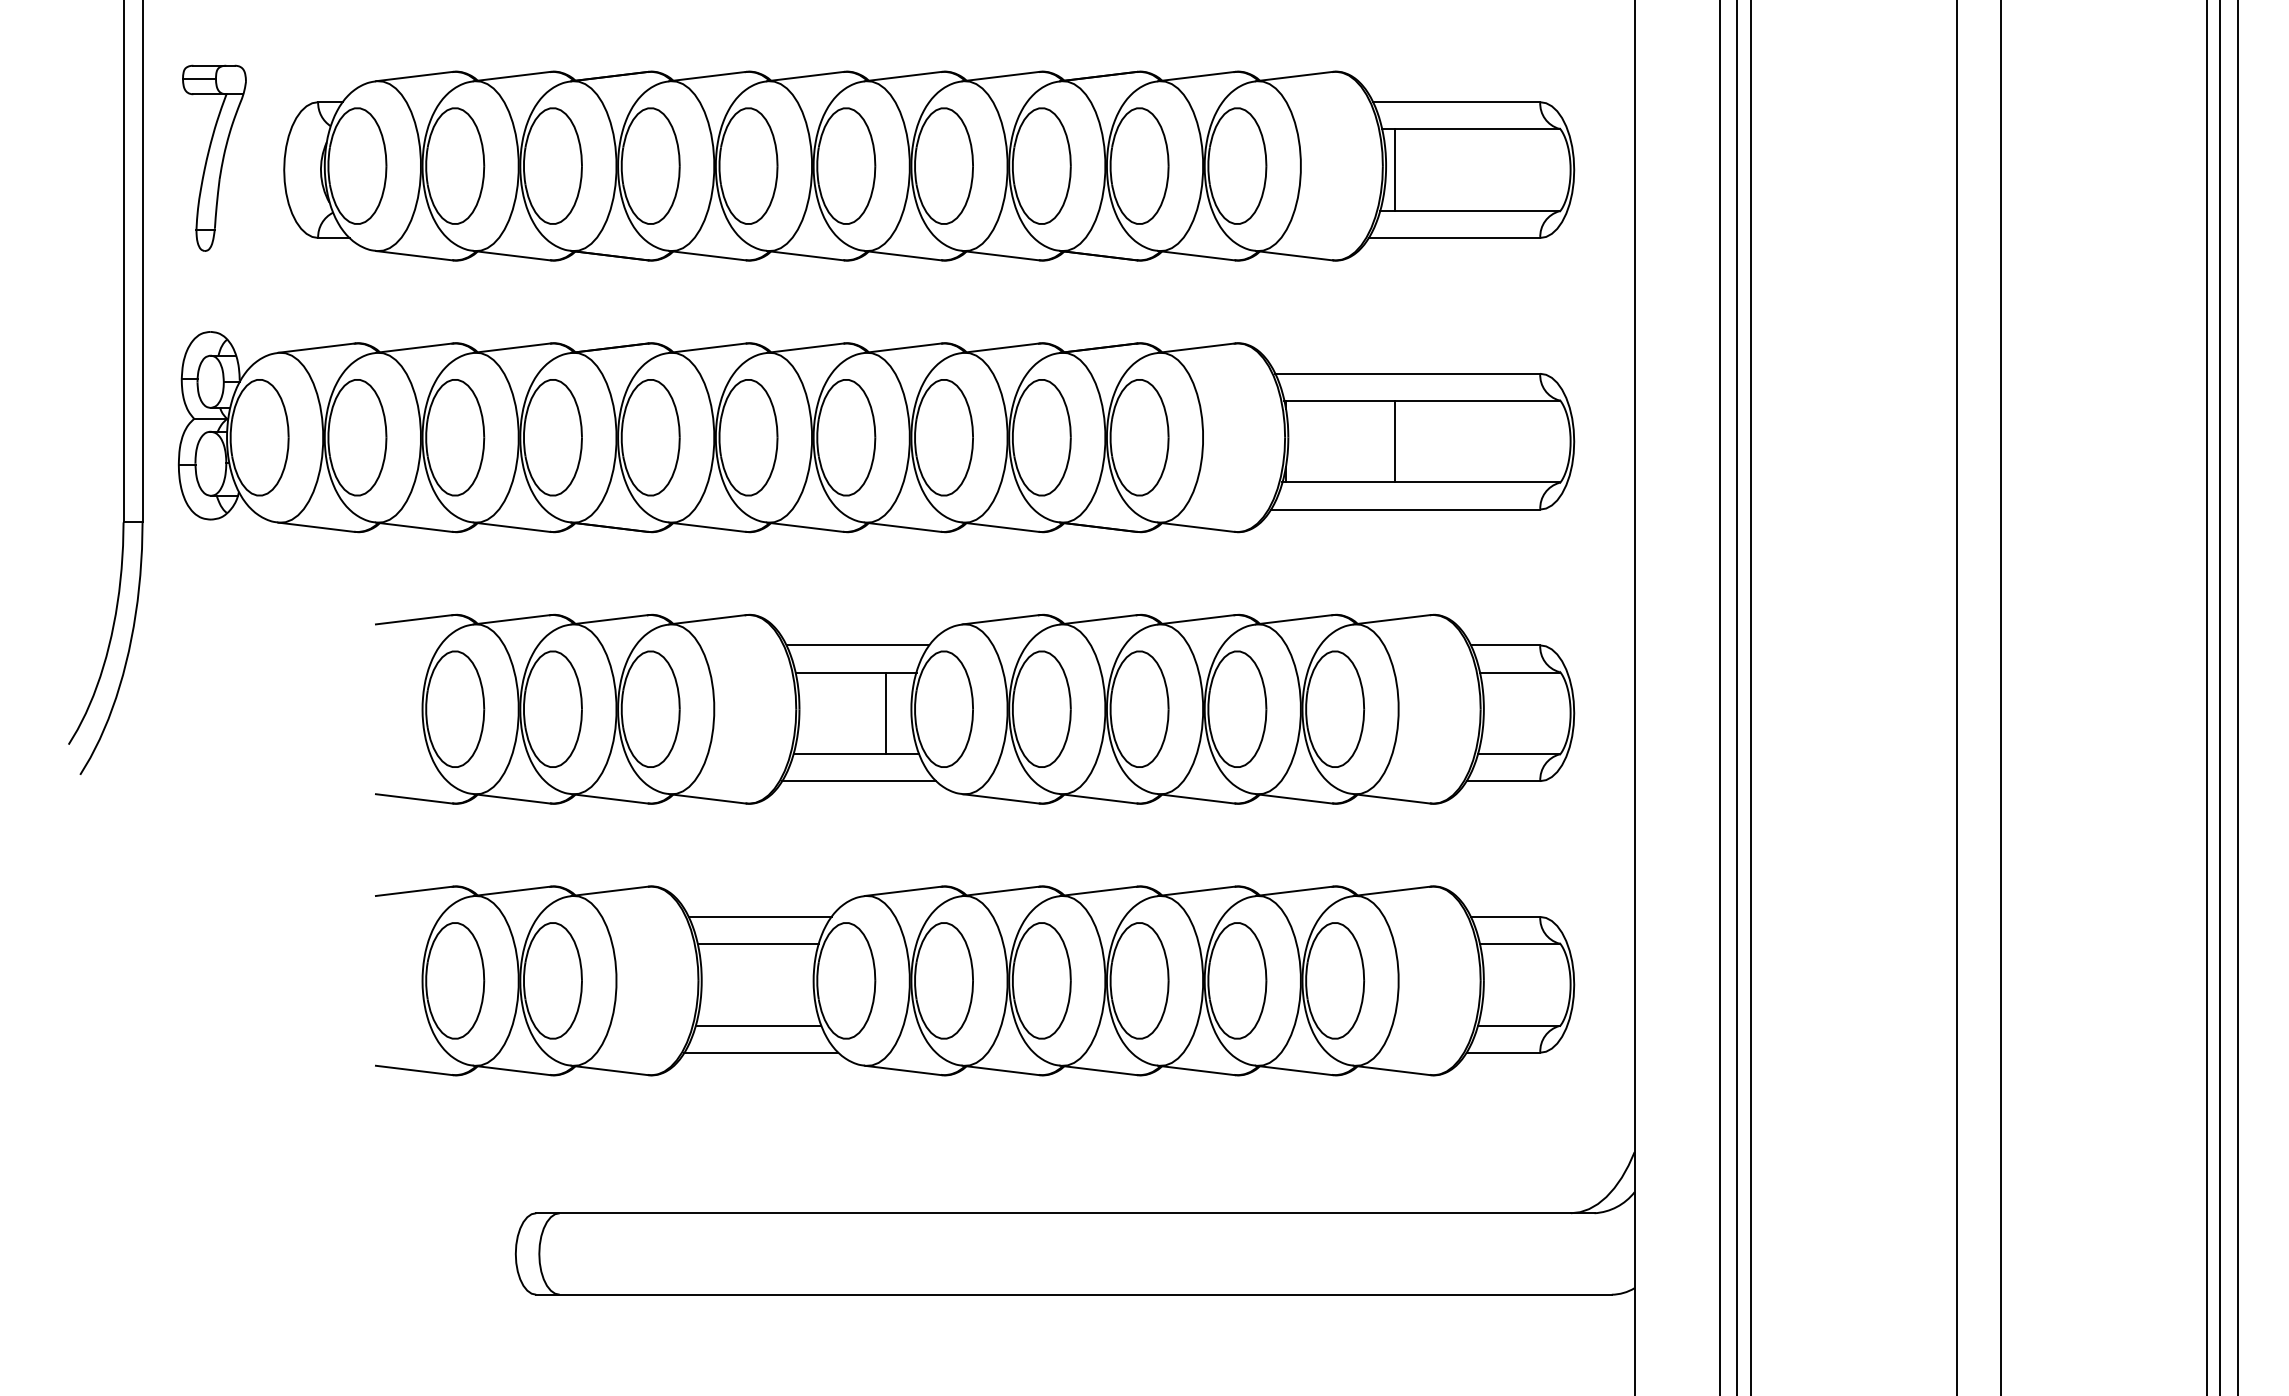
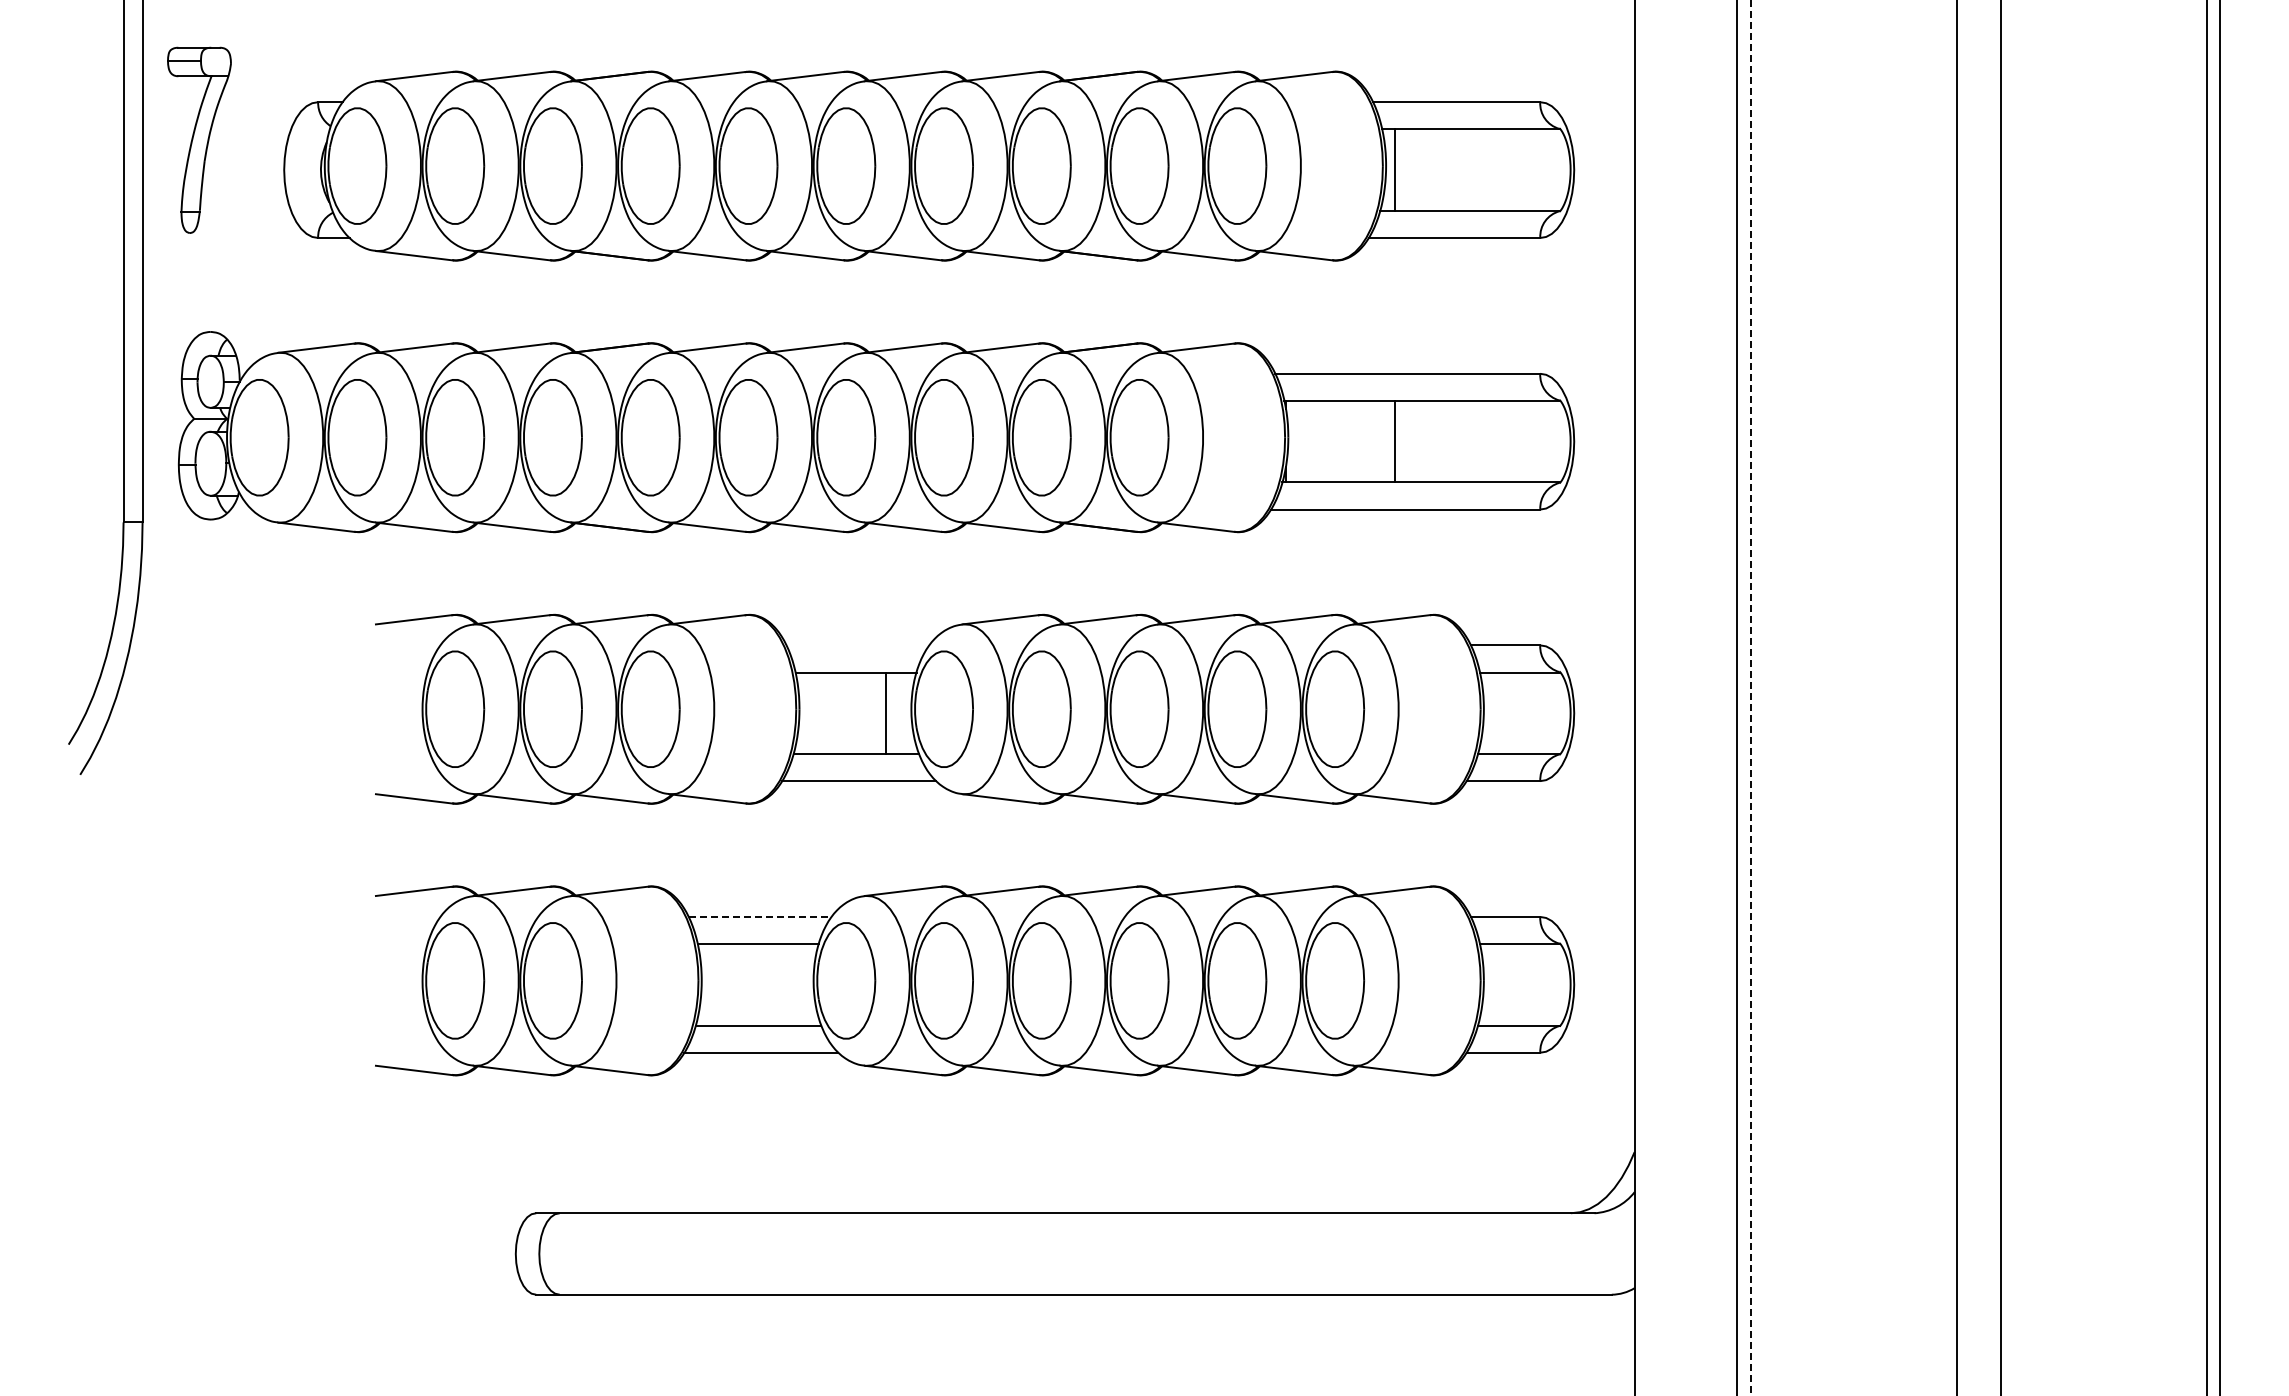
part position: (214, 157) -> (199, 139) (199, 139)
line: present -> none (857, 645)
line: present -> none (1720, 697)
line: solid -> dashed (1750, 697)
line: present -> none (2237, 697)
line: solid -> dashed (760, 916)
